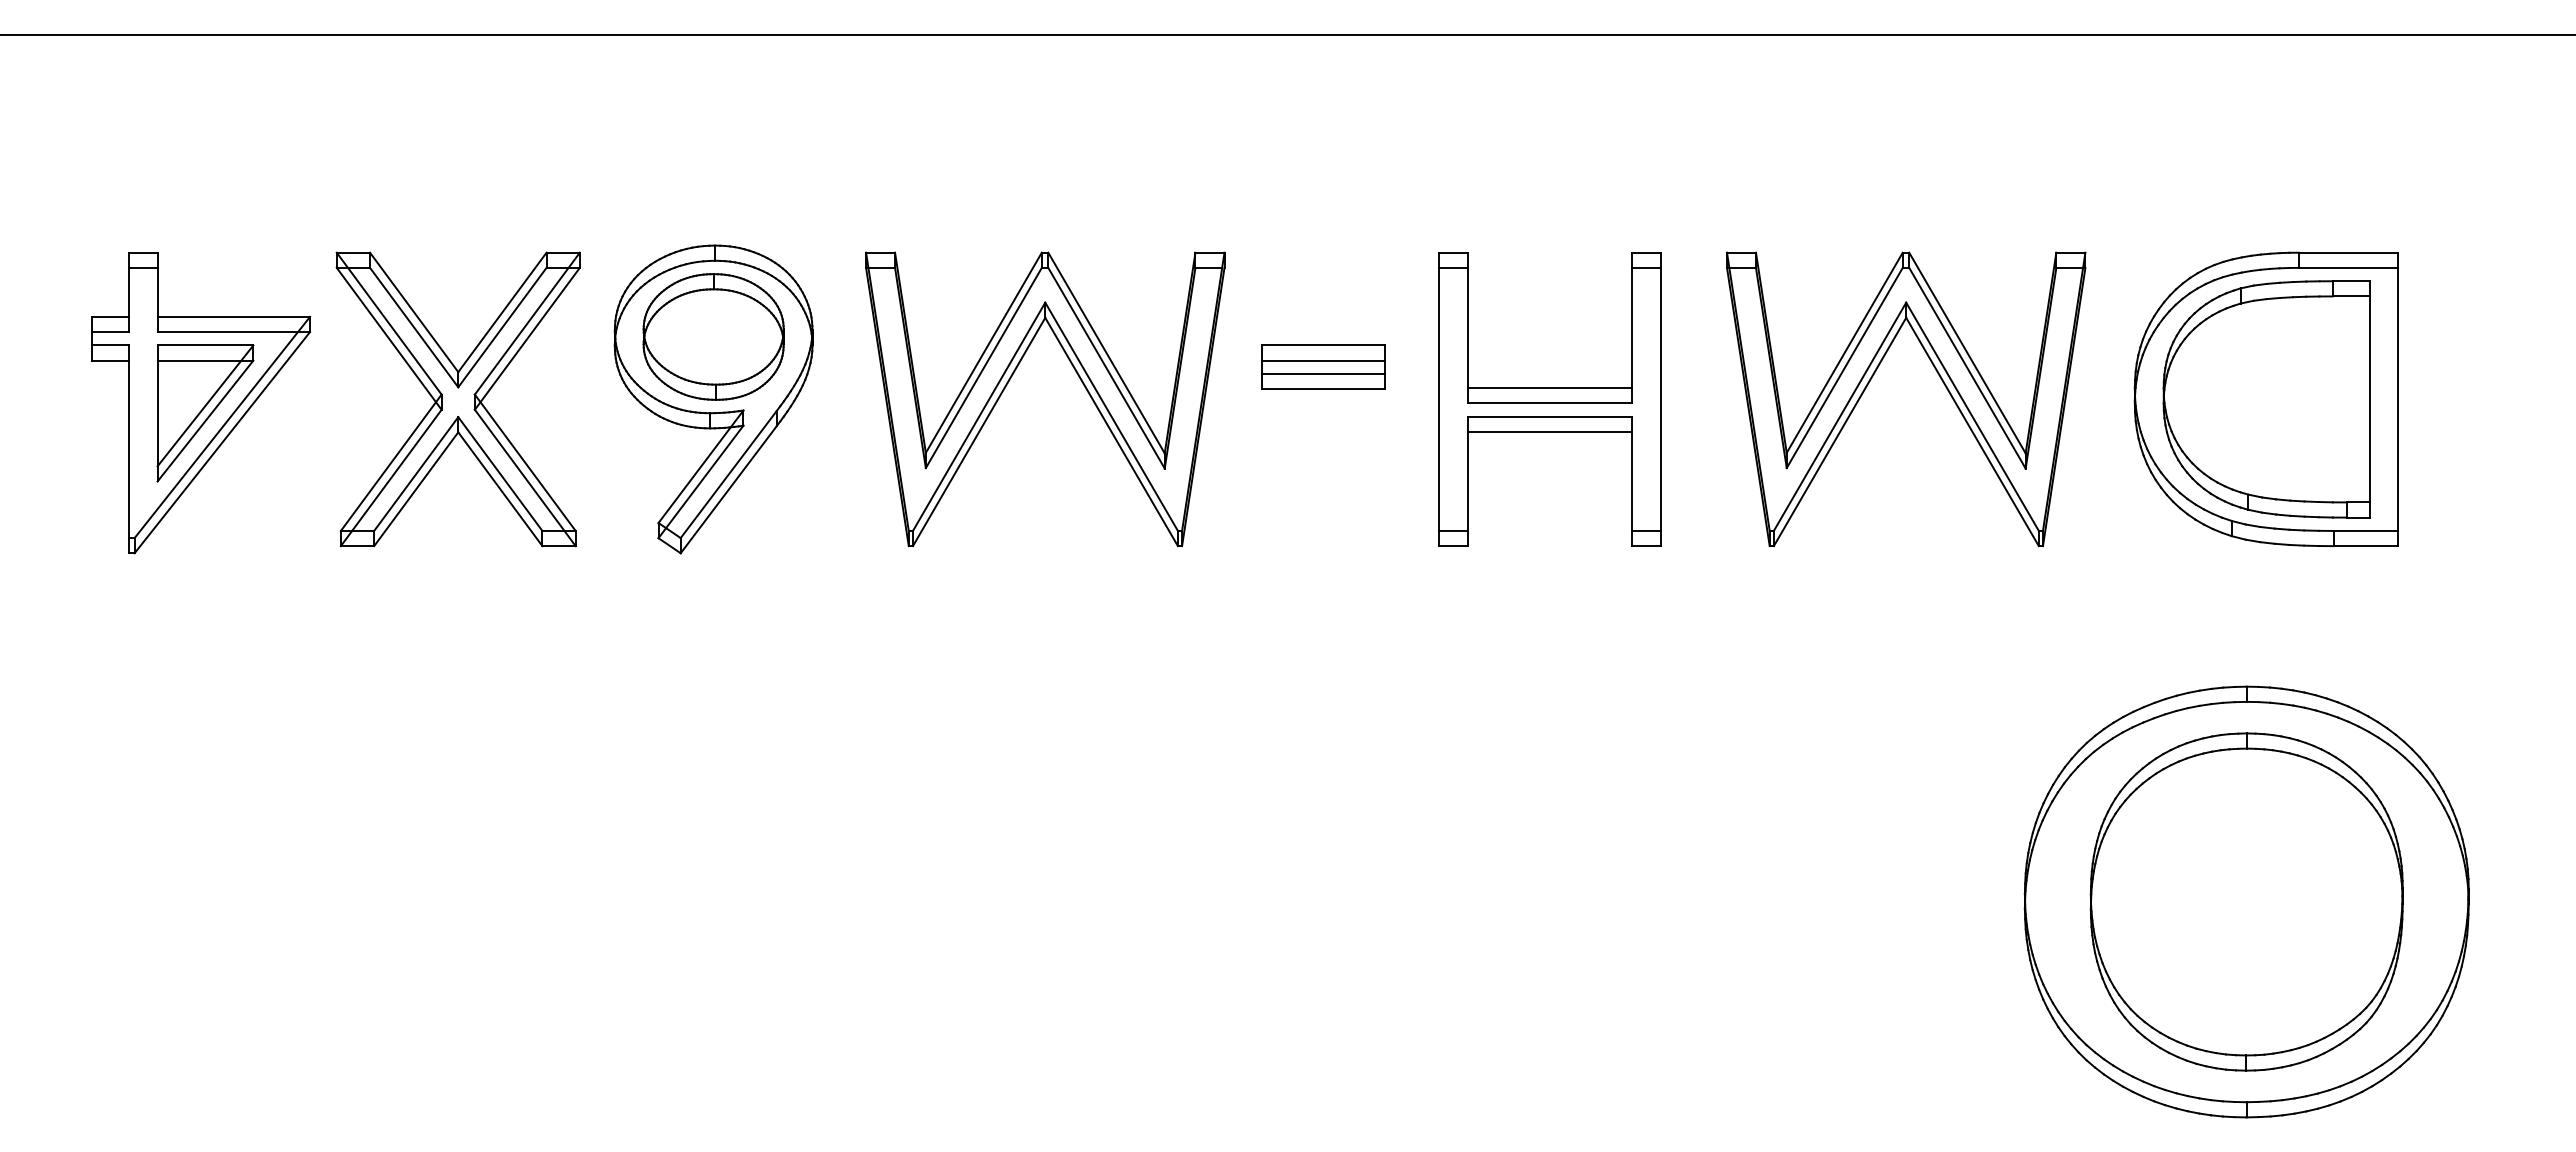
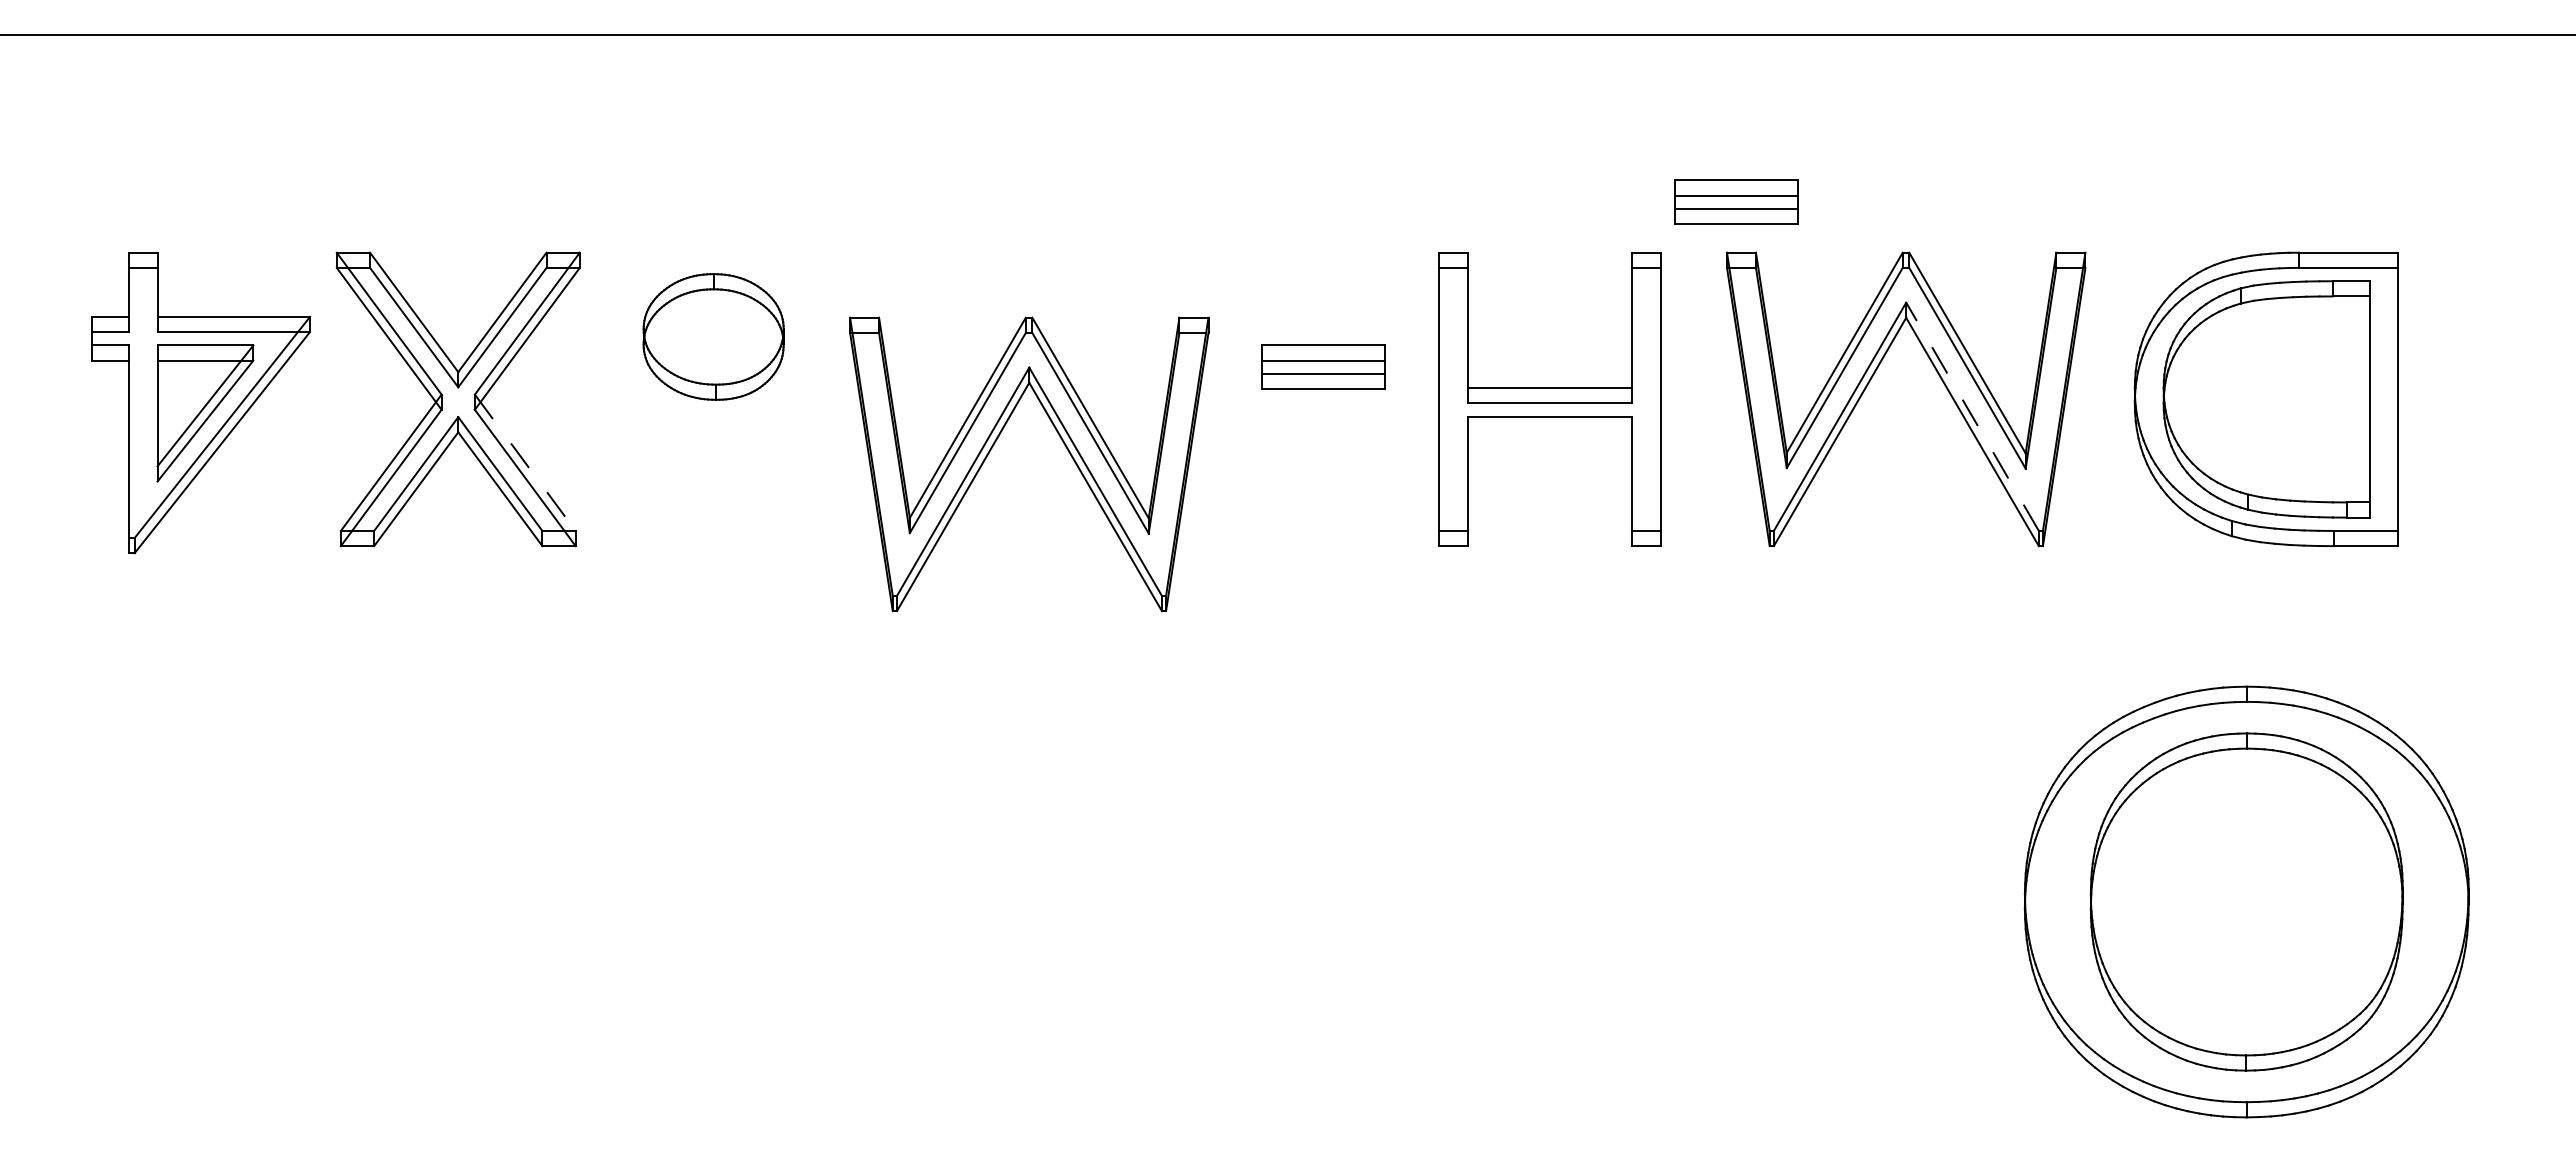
part: none -> present (1736, 201)
part position: (1078, 377) -> (1062, 442) (1062, 442)
part: present -> none (713, 399)
line: solid -> dashed (1972, 416)
line: present -> none (1549, 431)
line: solid -> dashed (525, 462)
